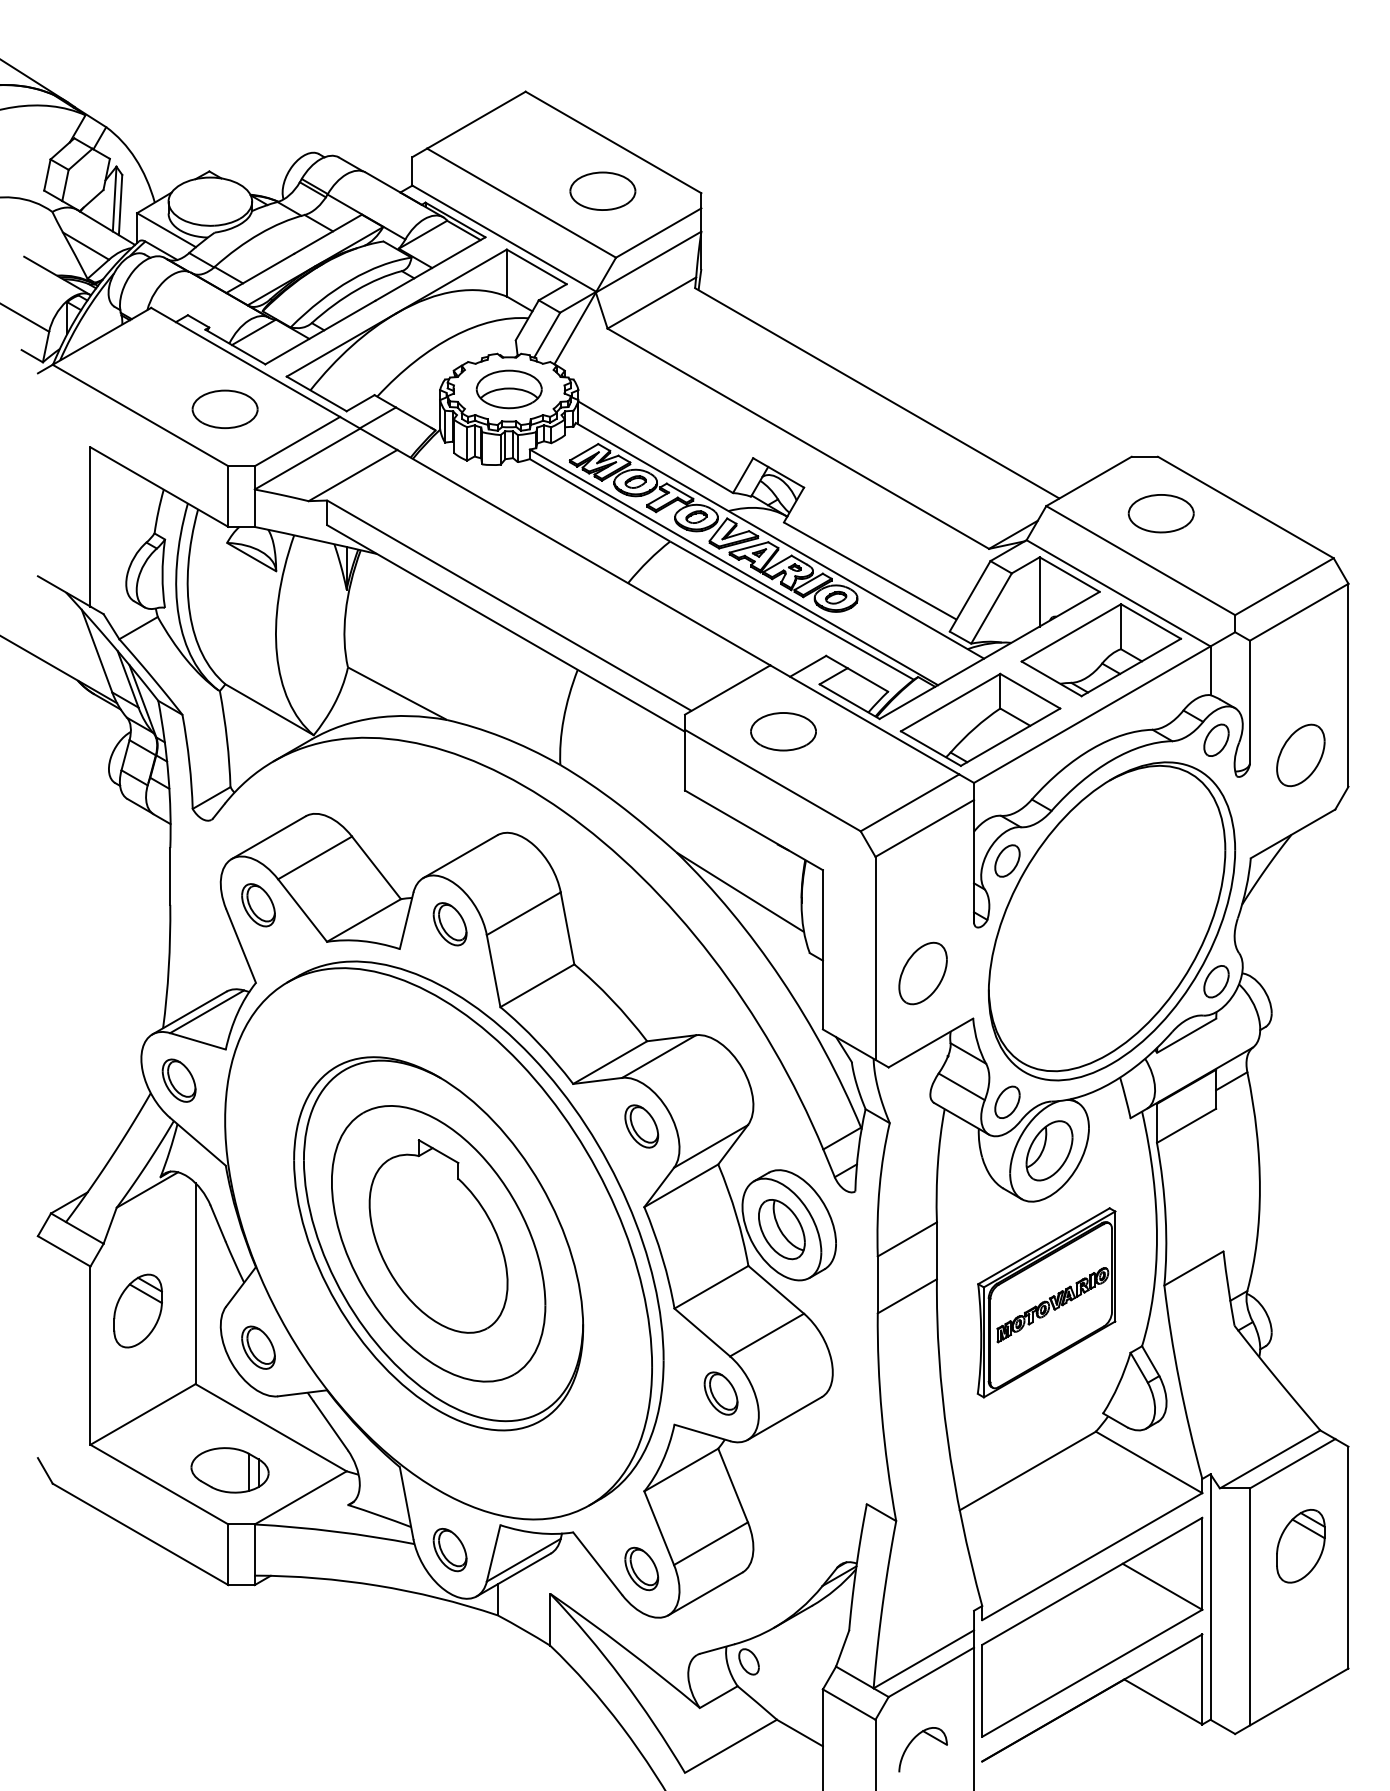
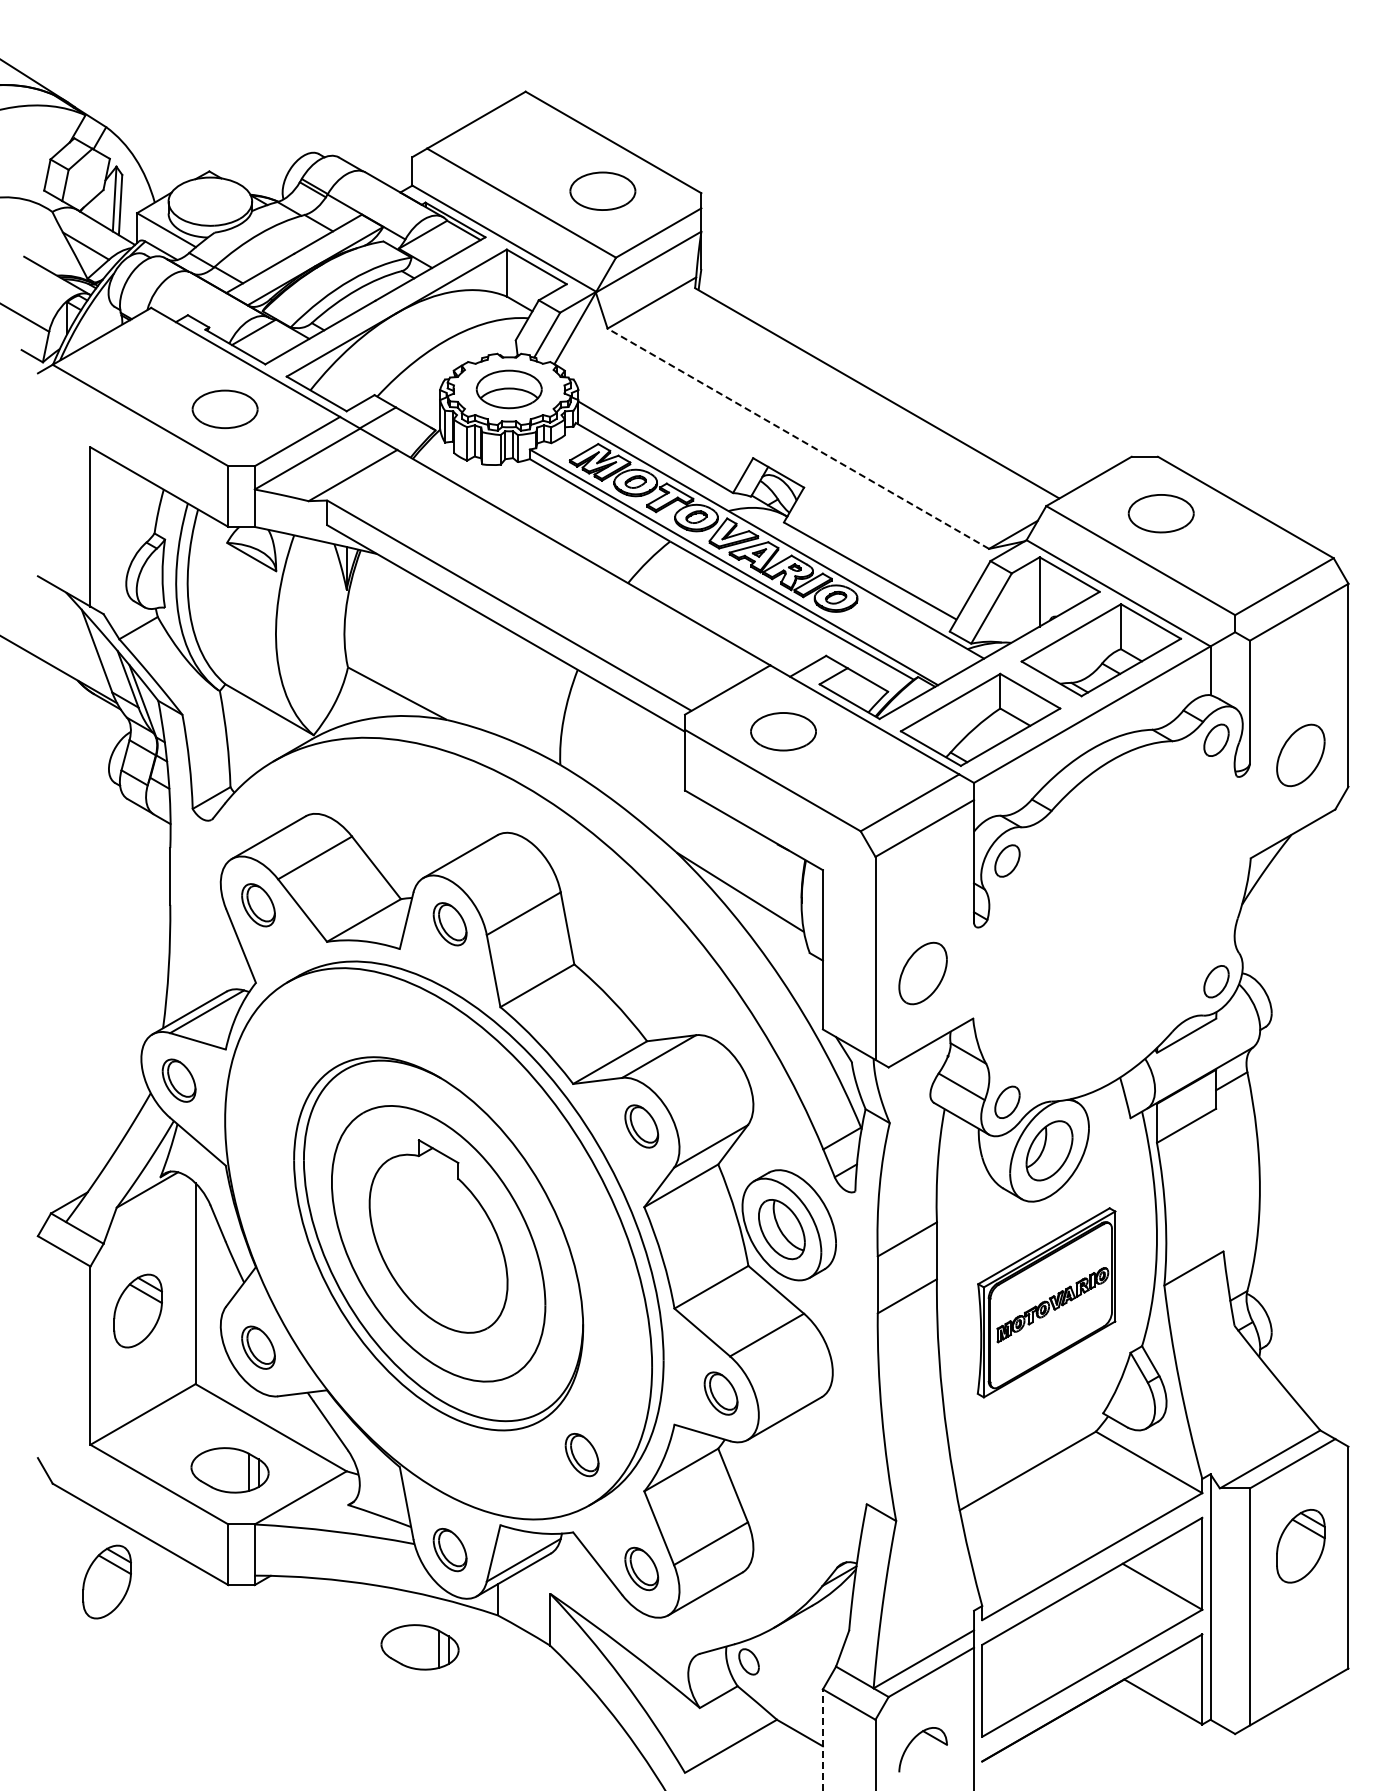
line: solid -> dashed (797, 438)
part: present -> none (1111, 921)
part: none -> present (581, 1455)
part: none -> present (106, 1581)
part: none -> present (419, 1647)
line: solid -> dashed (822, 1740)
